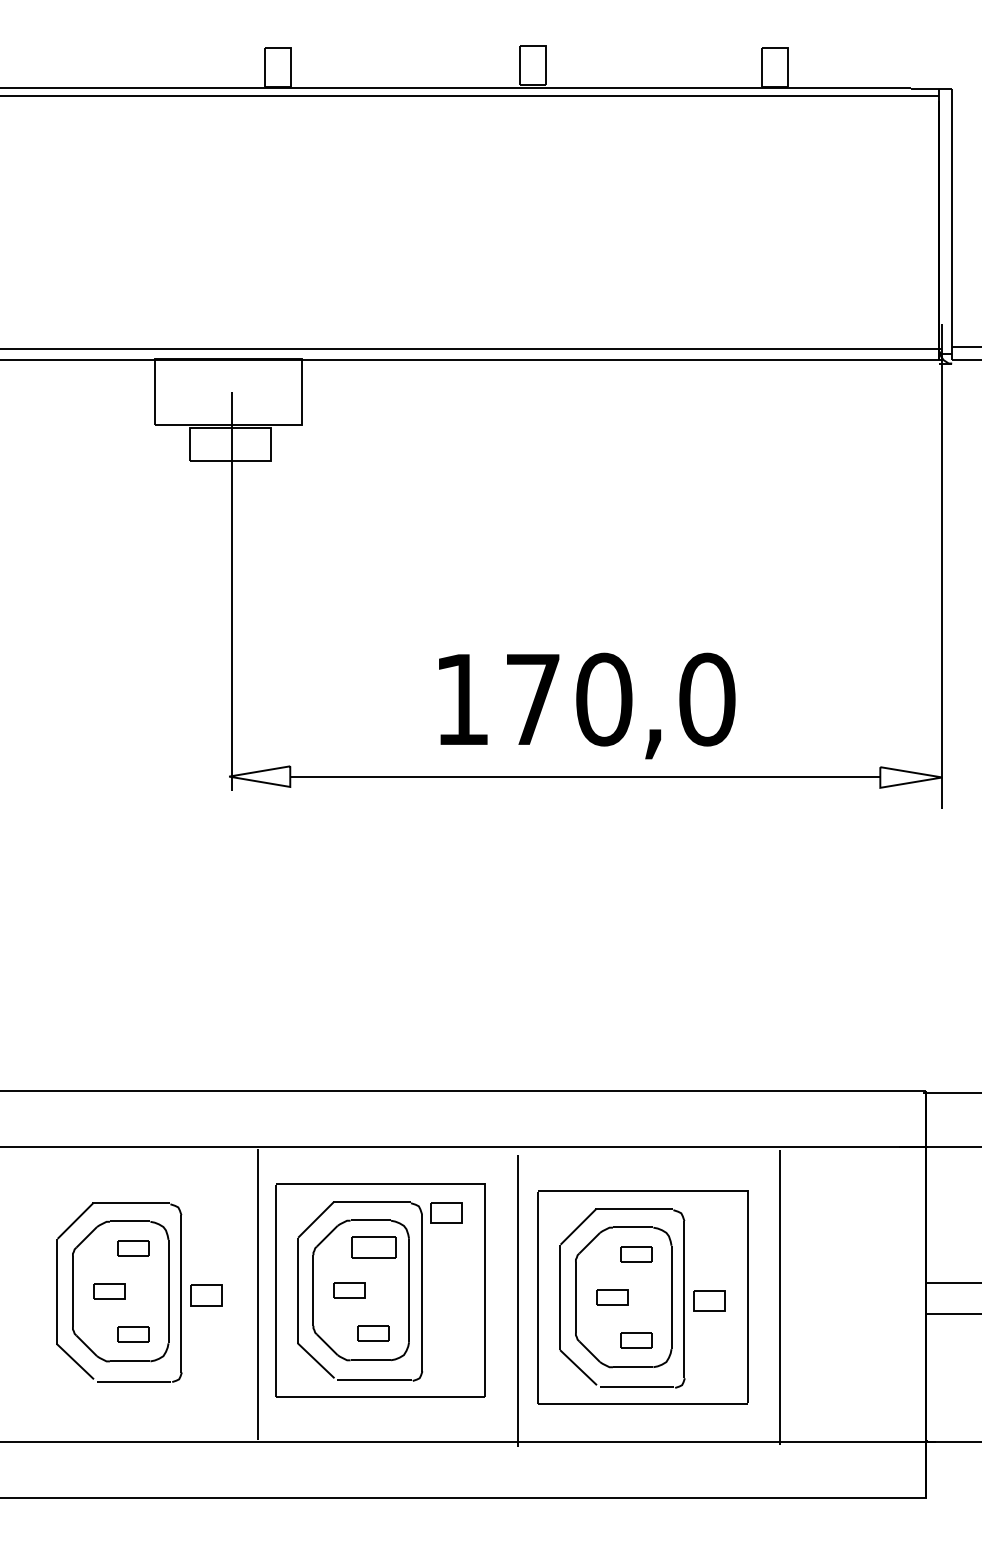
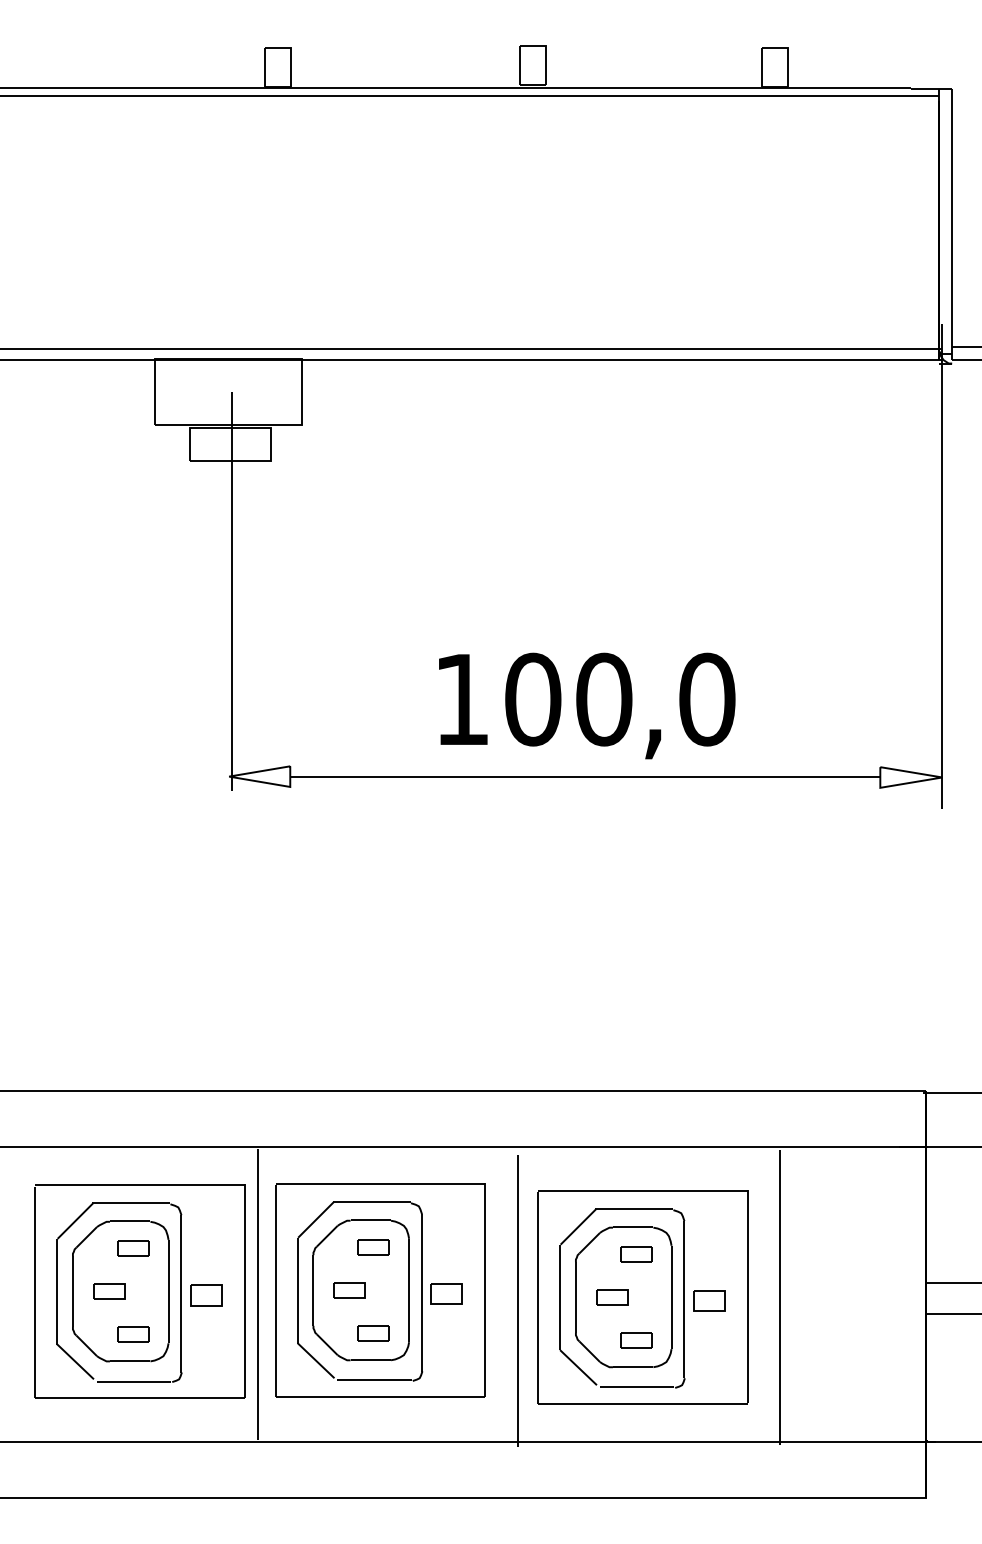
text: 170 -> 100 (533, 699)
part position: (446, 1212) -> (446, 1293) (446, 1293)
part size: 46x23 px -> 33x17 px (373, 1247)
part: none -> present (35, 1291)
